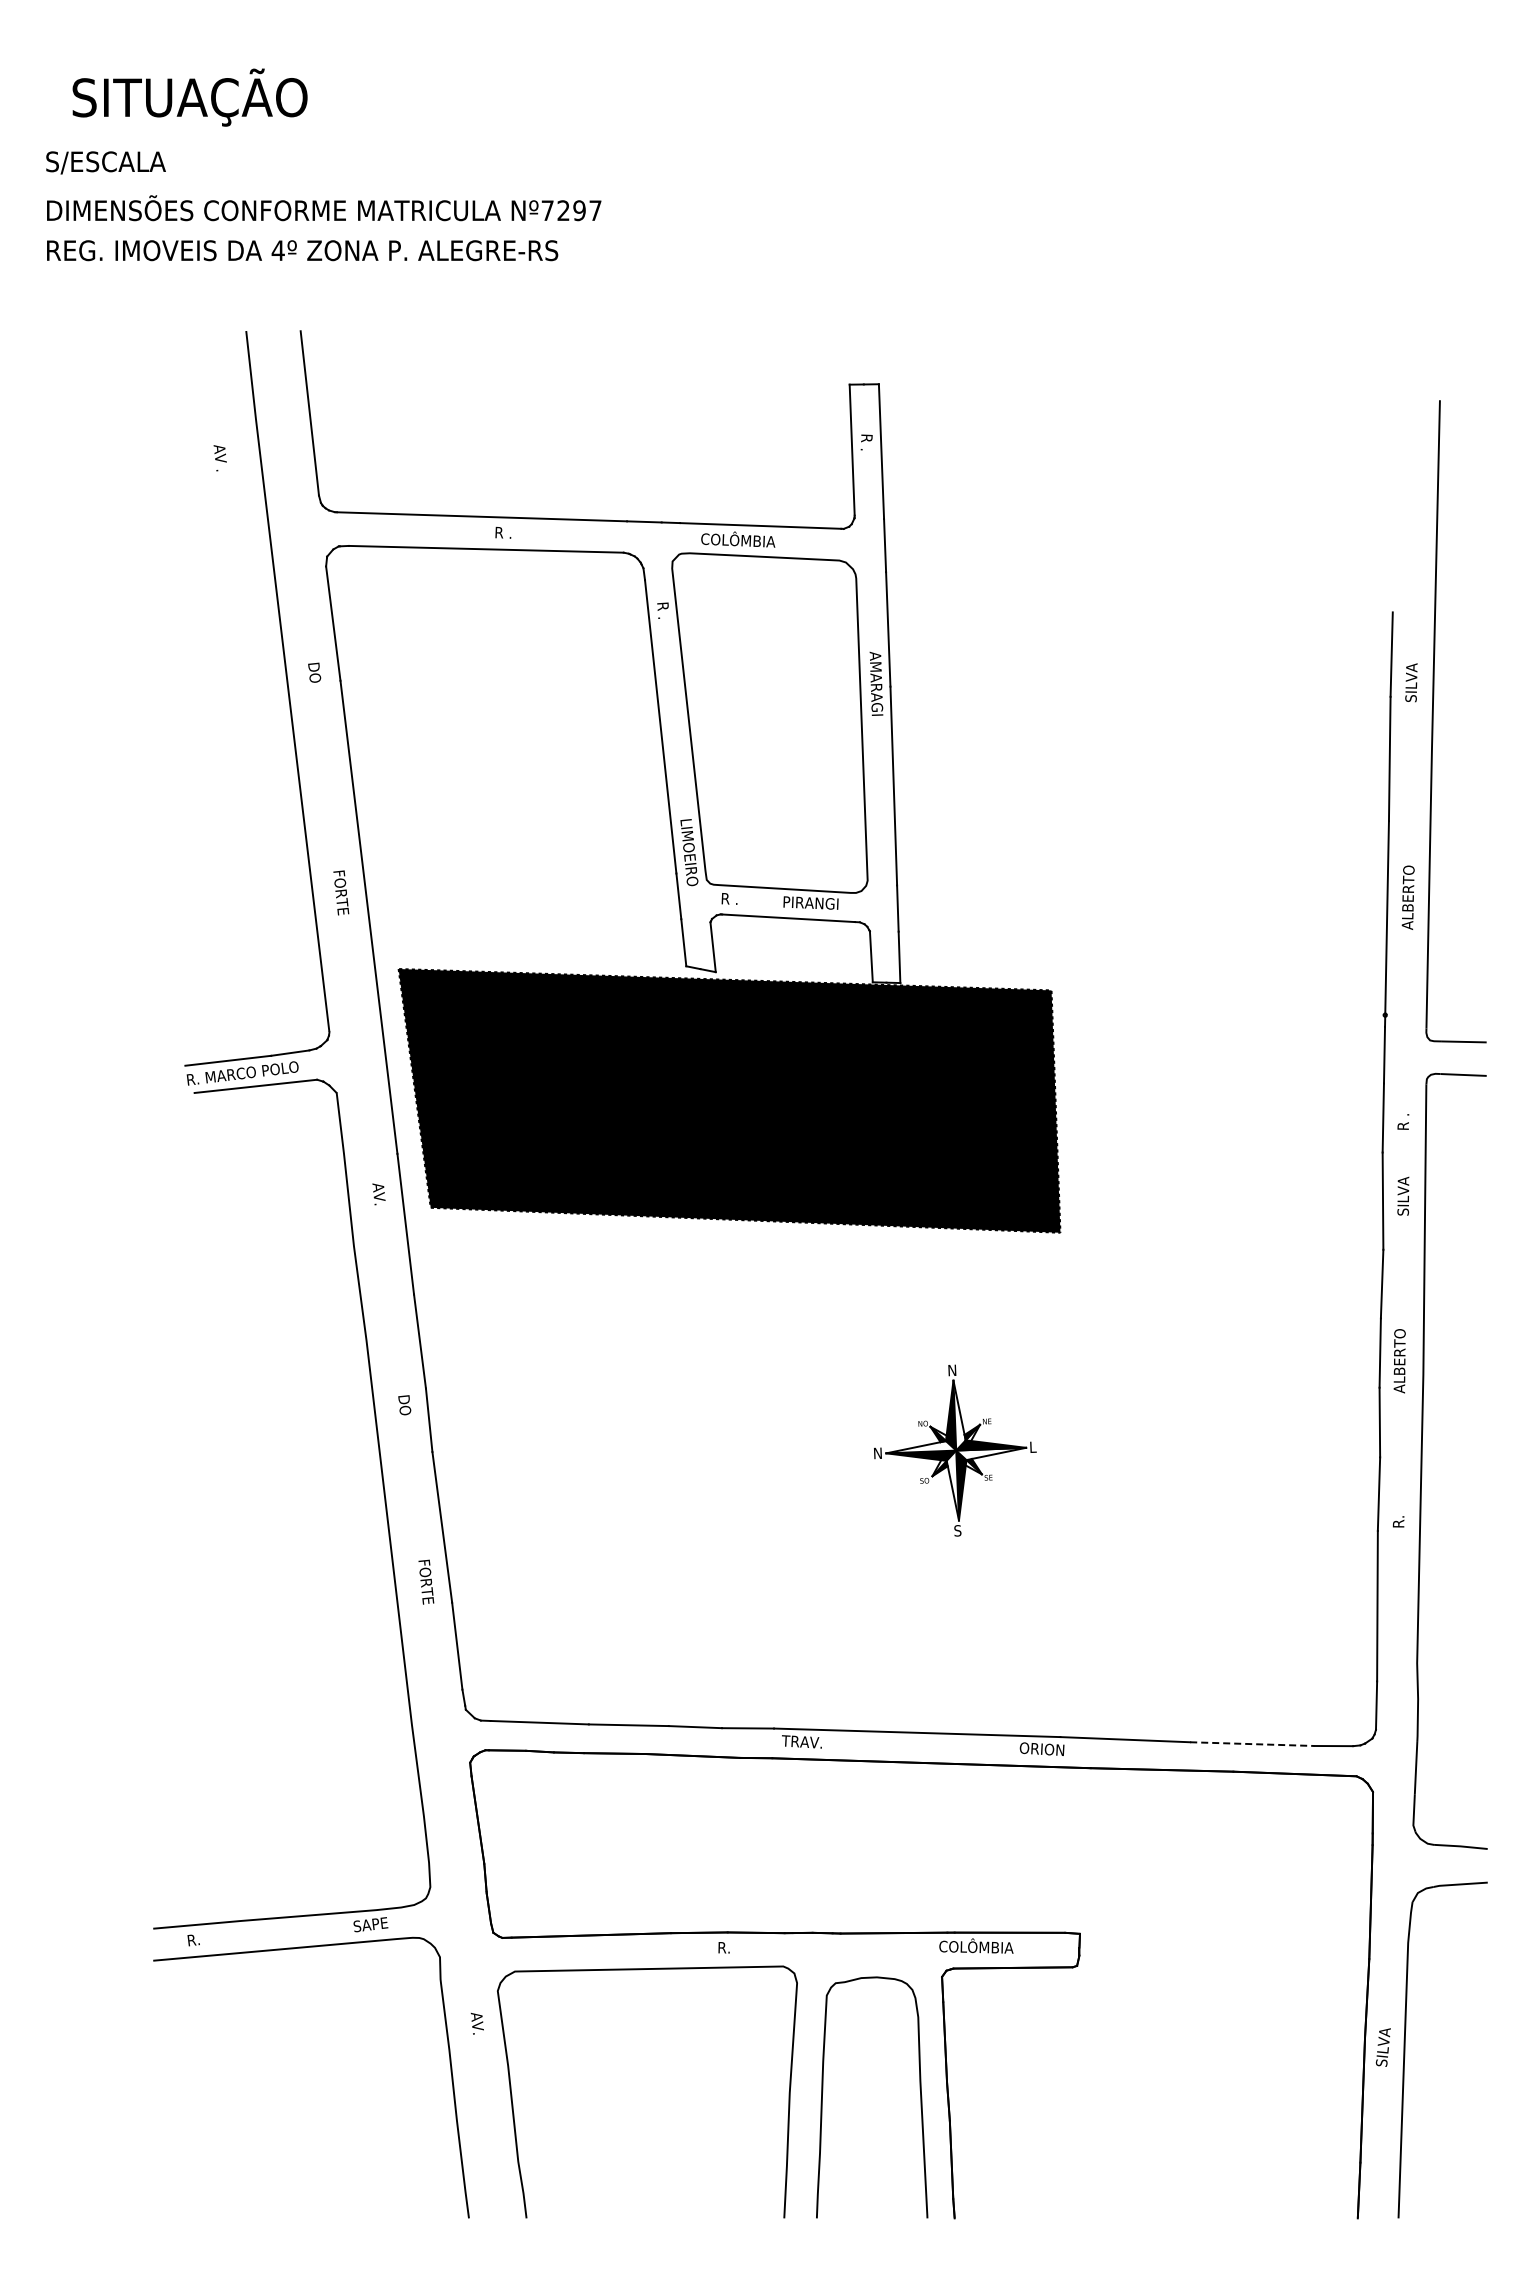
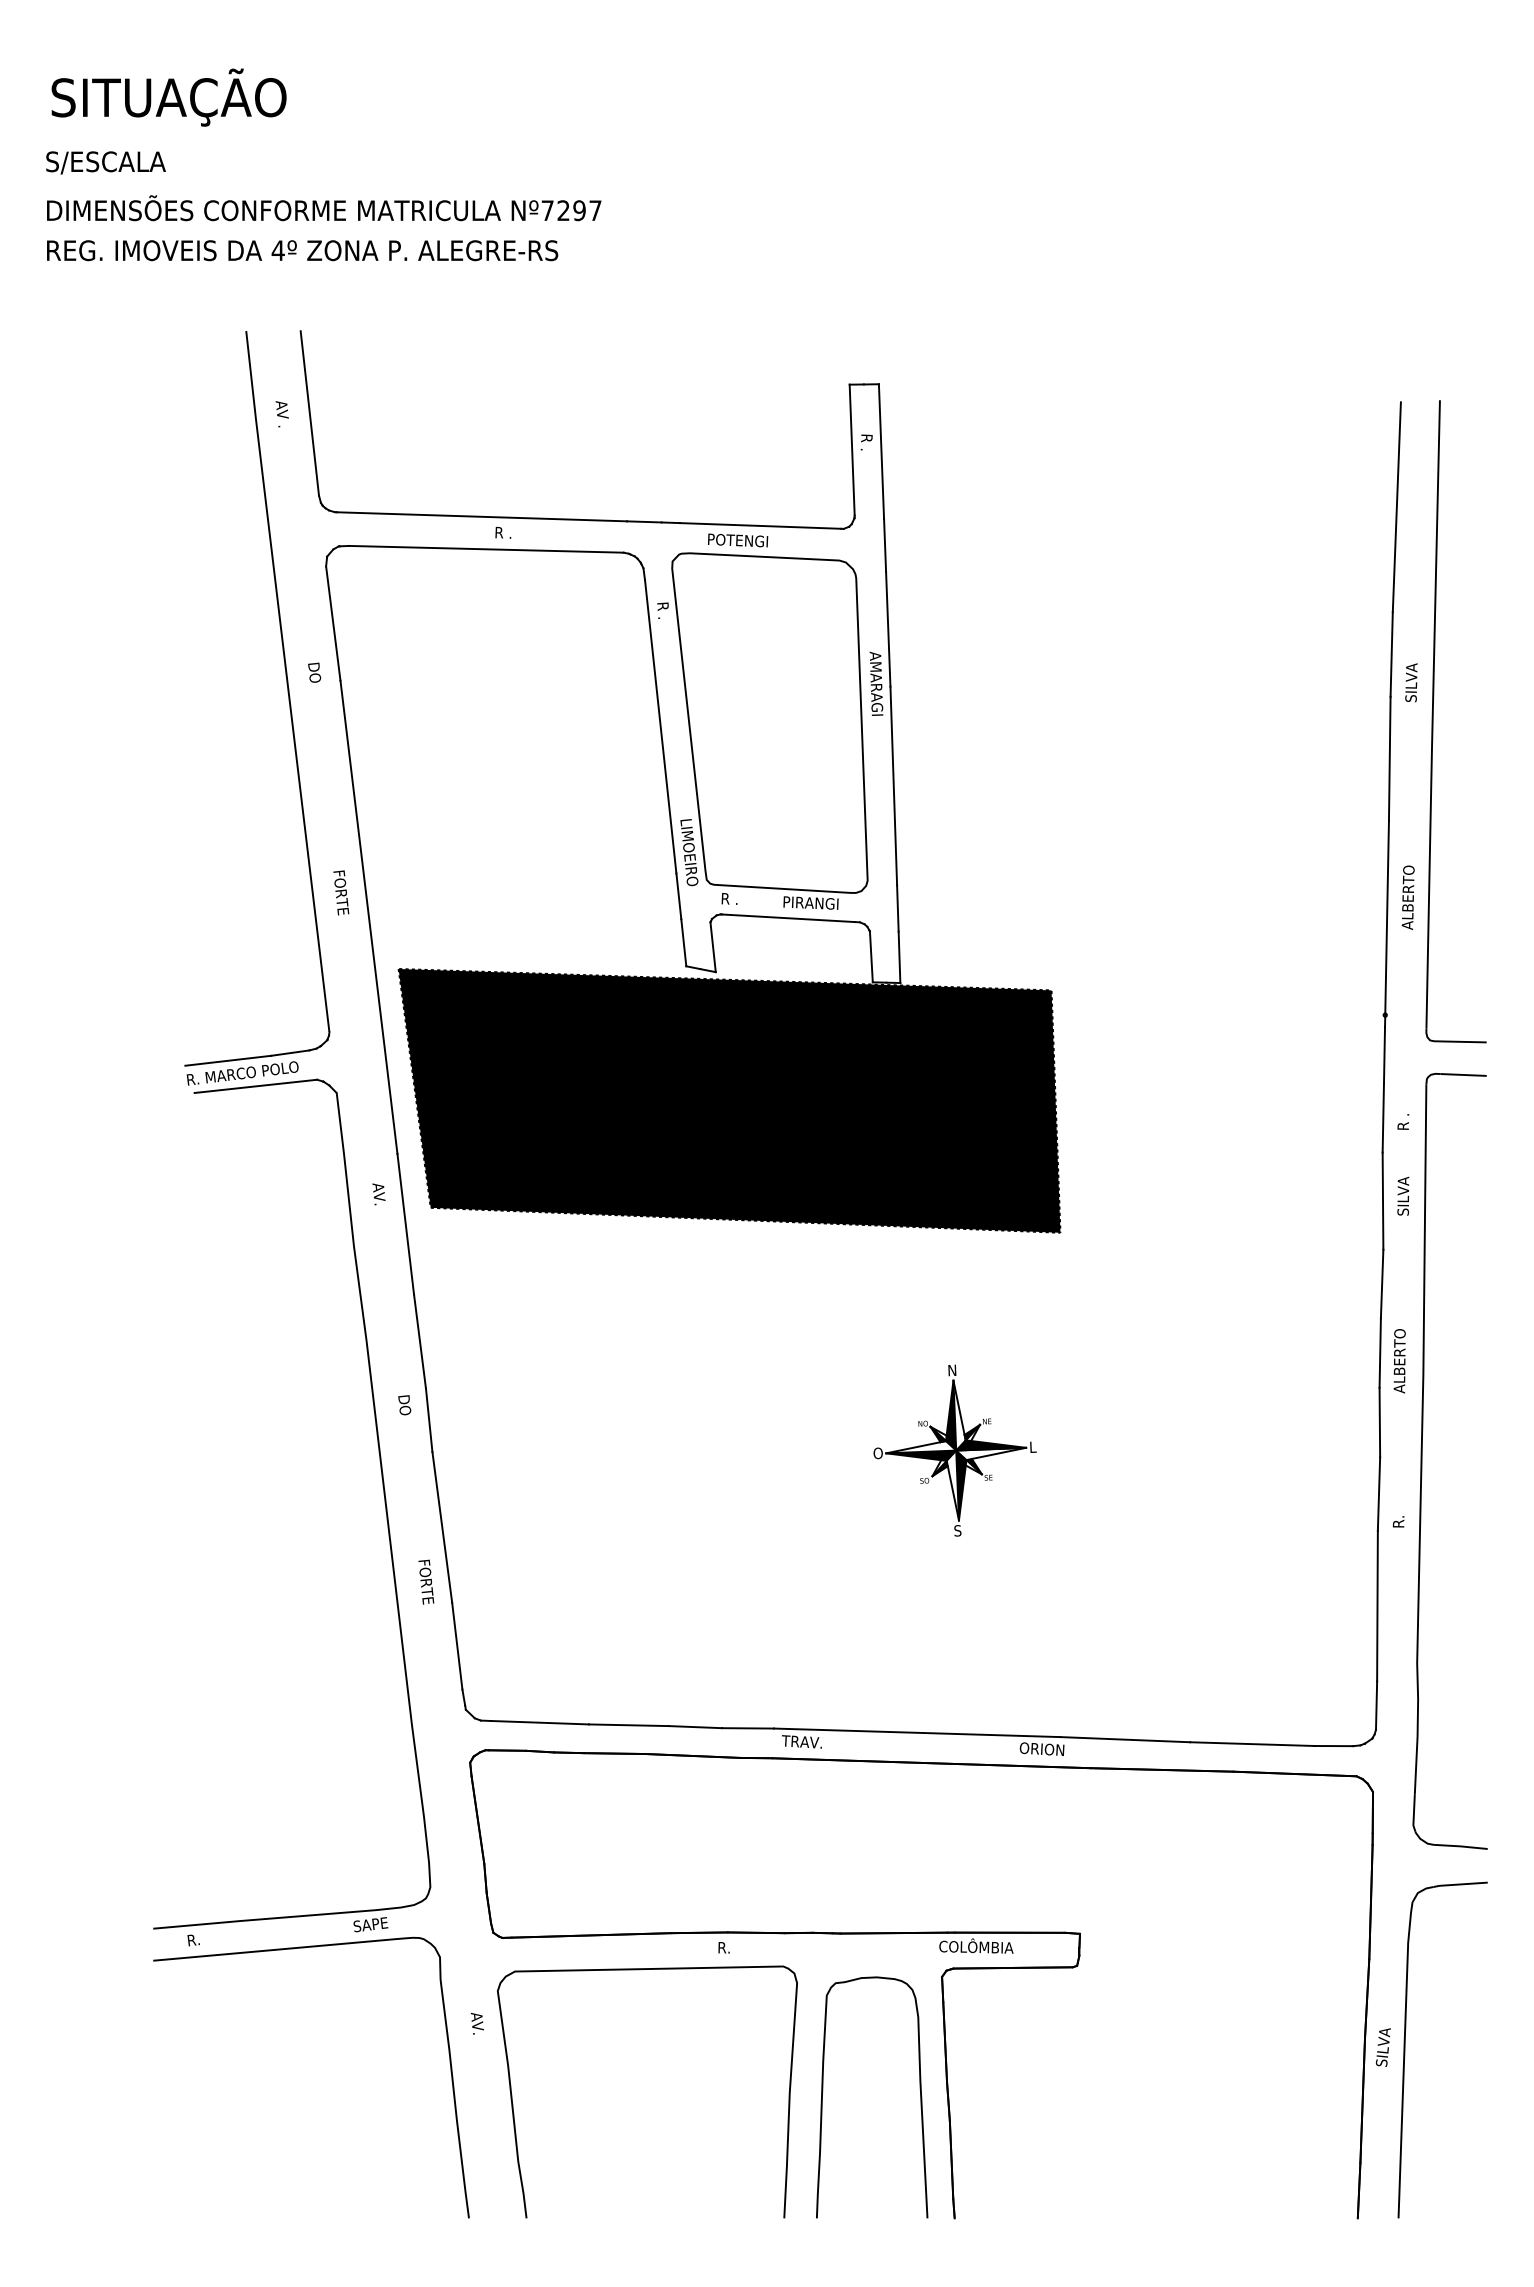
text position: (189, 97) -> (168, 97) (168, 97)
text position: (219, 458) -> (281, 414) (281, 414)
line: none -> present (1396, 507)
text: COLÔMBIA -> POTENGI (738, 539)
text: N -> O (877, 1453)
line: dashed -> solid (1252, 1744)
